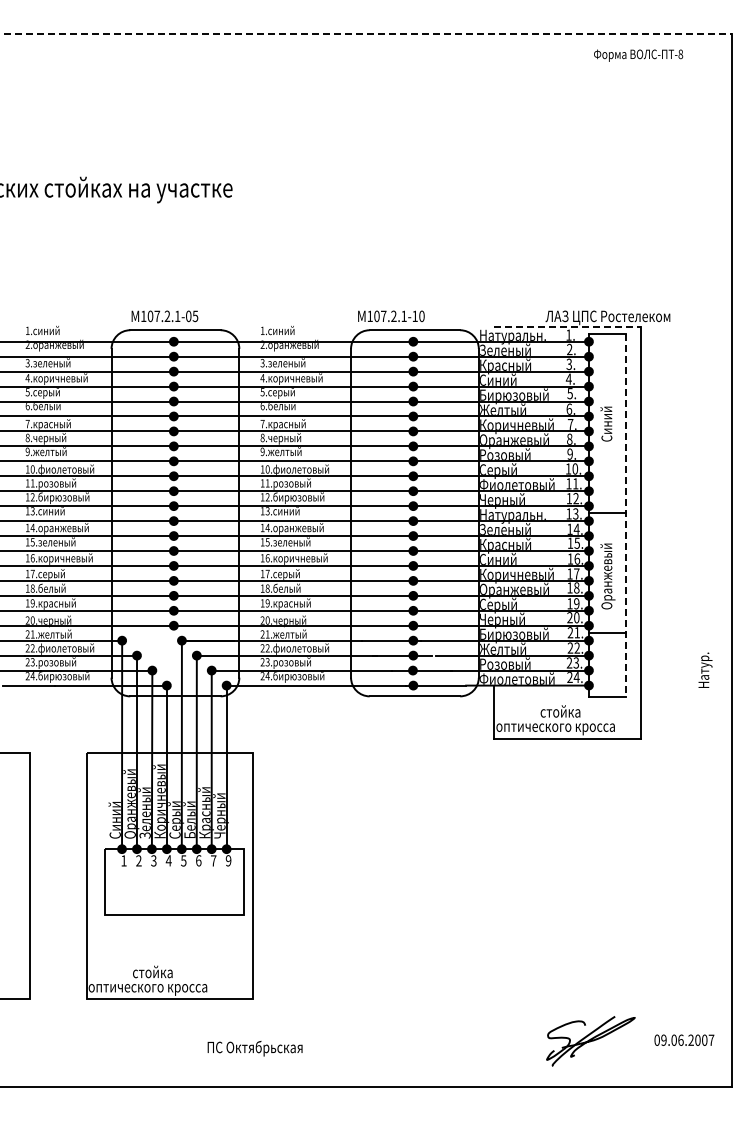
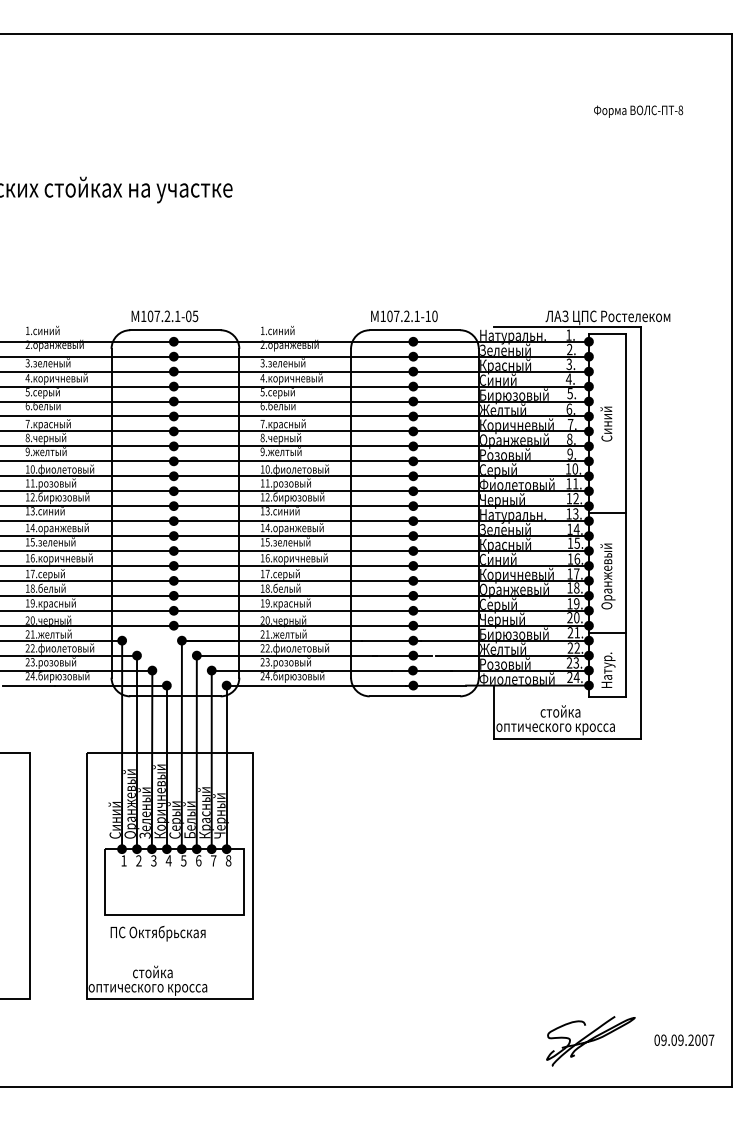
line: dashed -> solid (366, 33)
text position: (638, 55) -> (638, 111) (638, 111)
text position: (391, 315) -> (404, 315) (404, 315)
line: dashed -> solid (568, 326)
line: dashed -> solid (626, 516)
text position: (705, 669) -> (608, 669) (608, 669)
text: 9 -> 8 (228, 860)
text: 09.06.2007 -> 09.09.2007 (680, 1039)
text position: (254, 1048) -> (157, 933) (157, 933)
